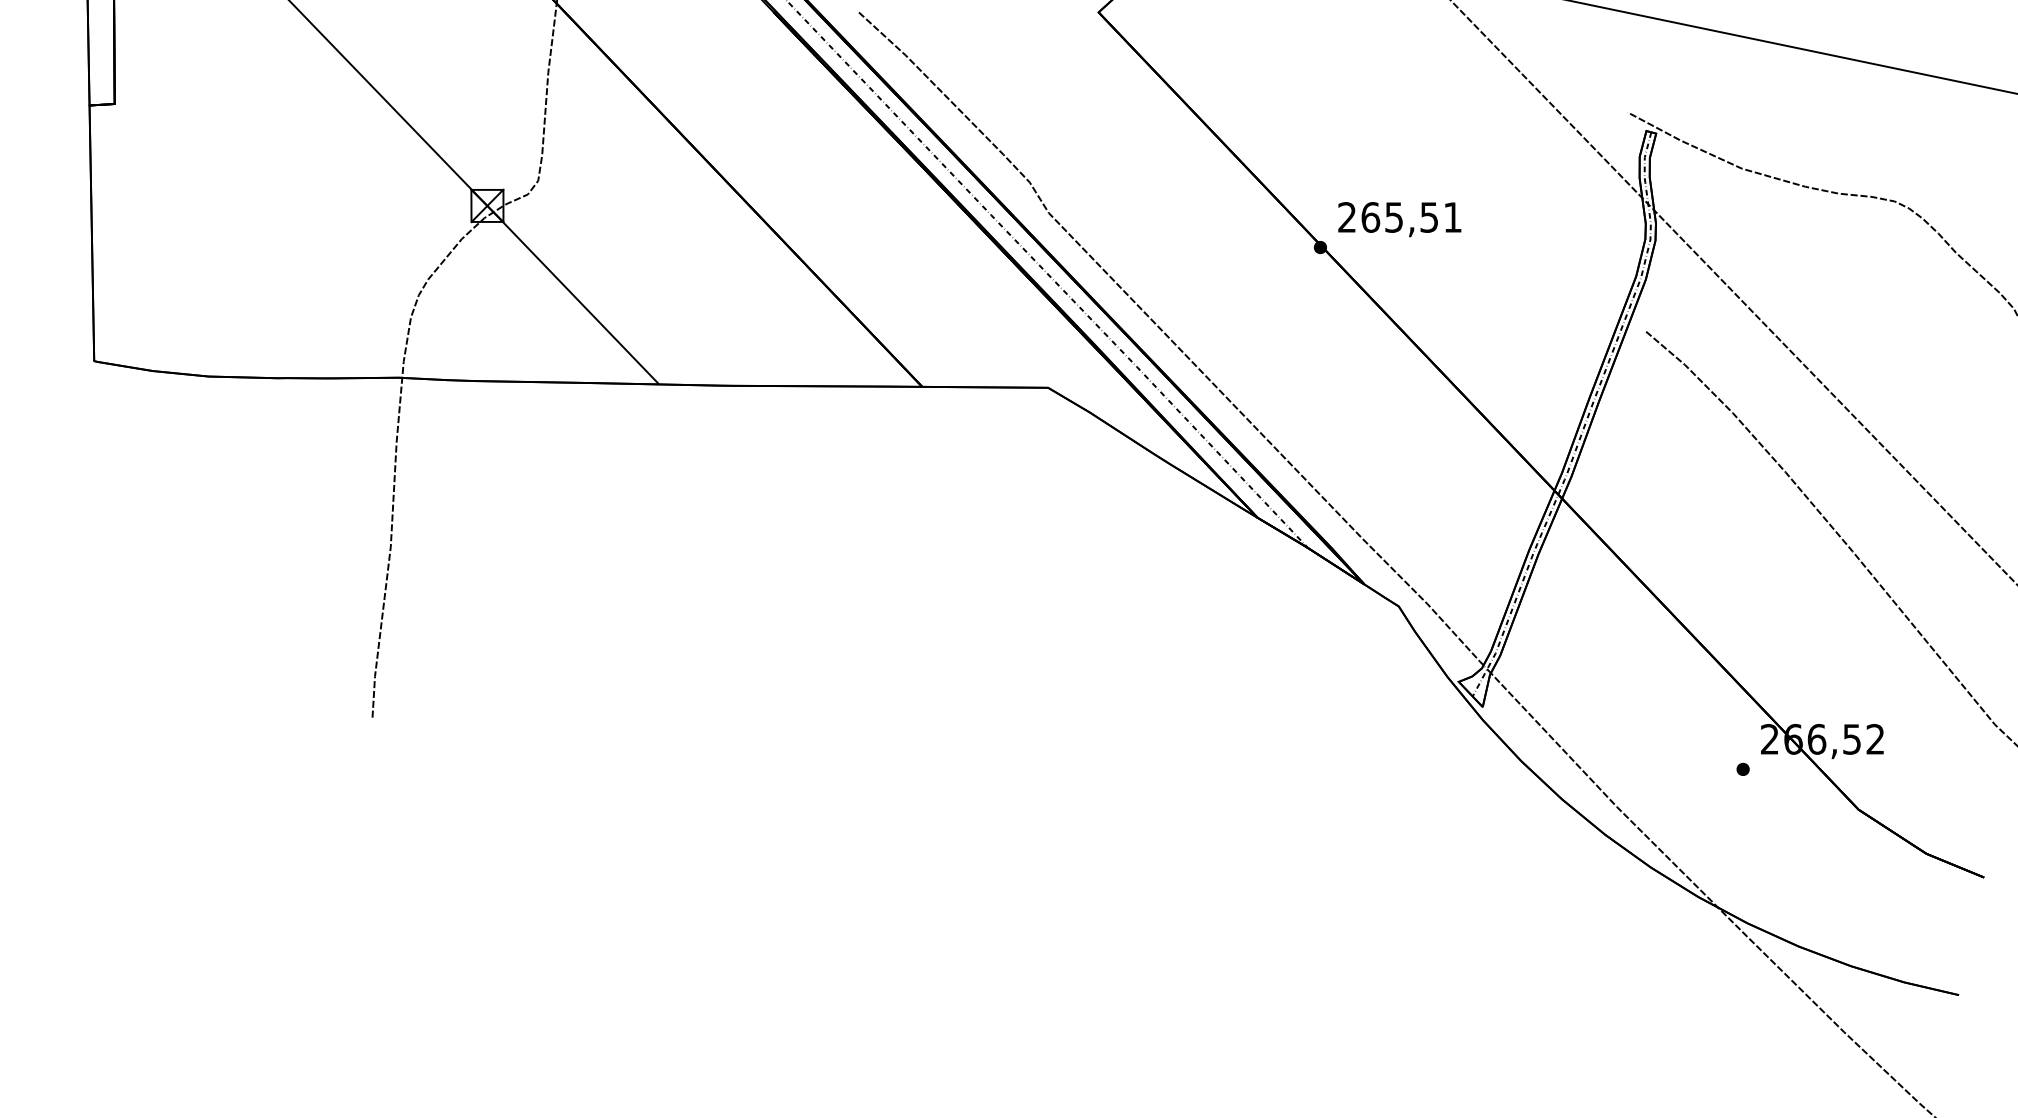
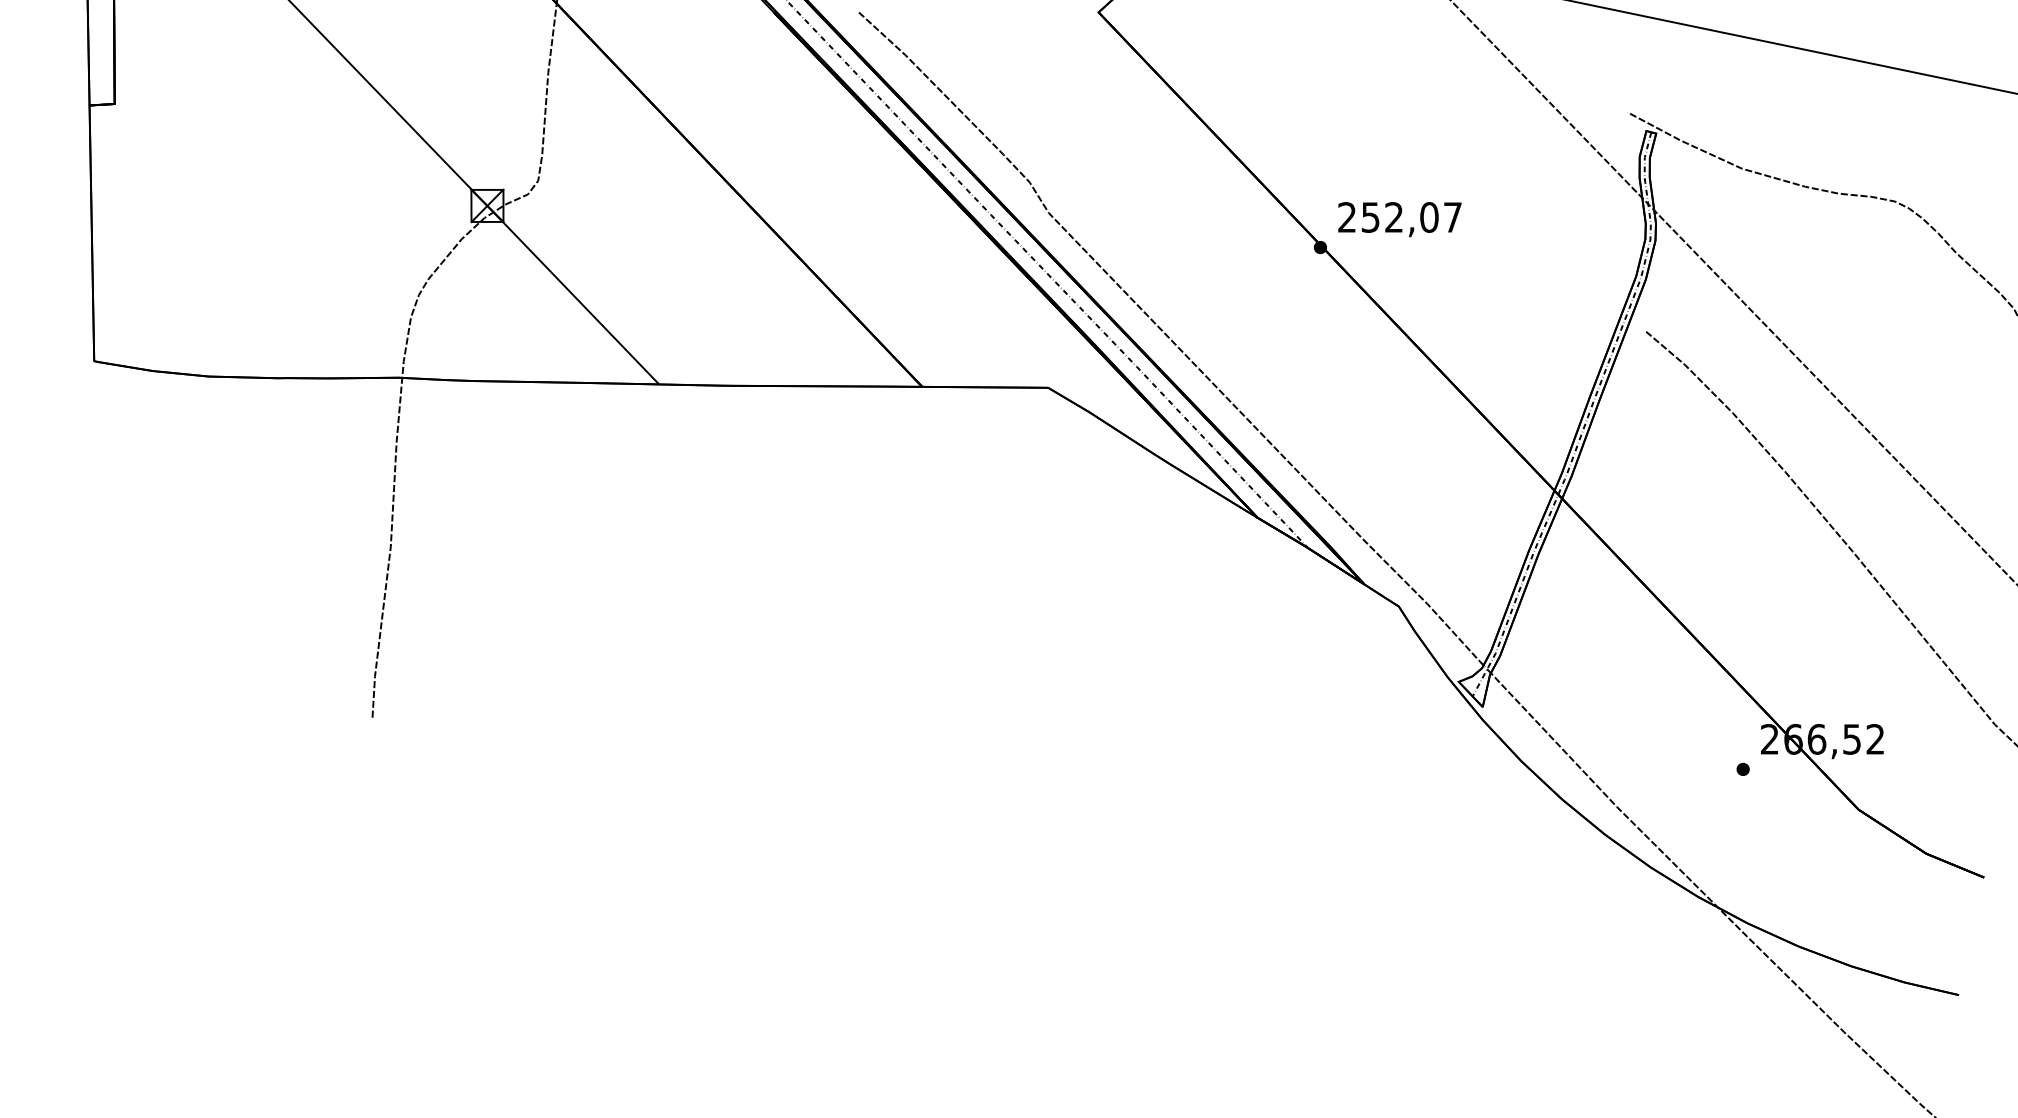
text: 265,51 -> 252,07 (1411, 217)
